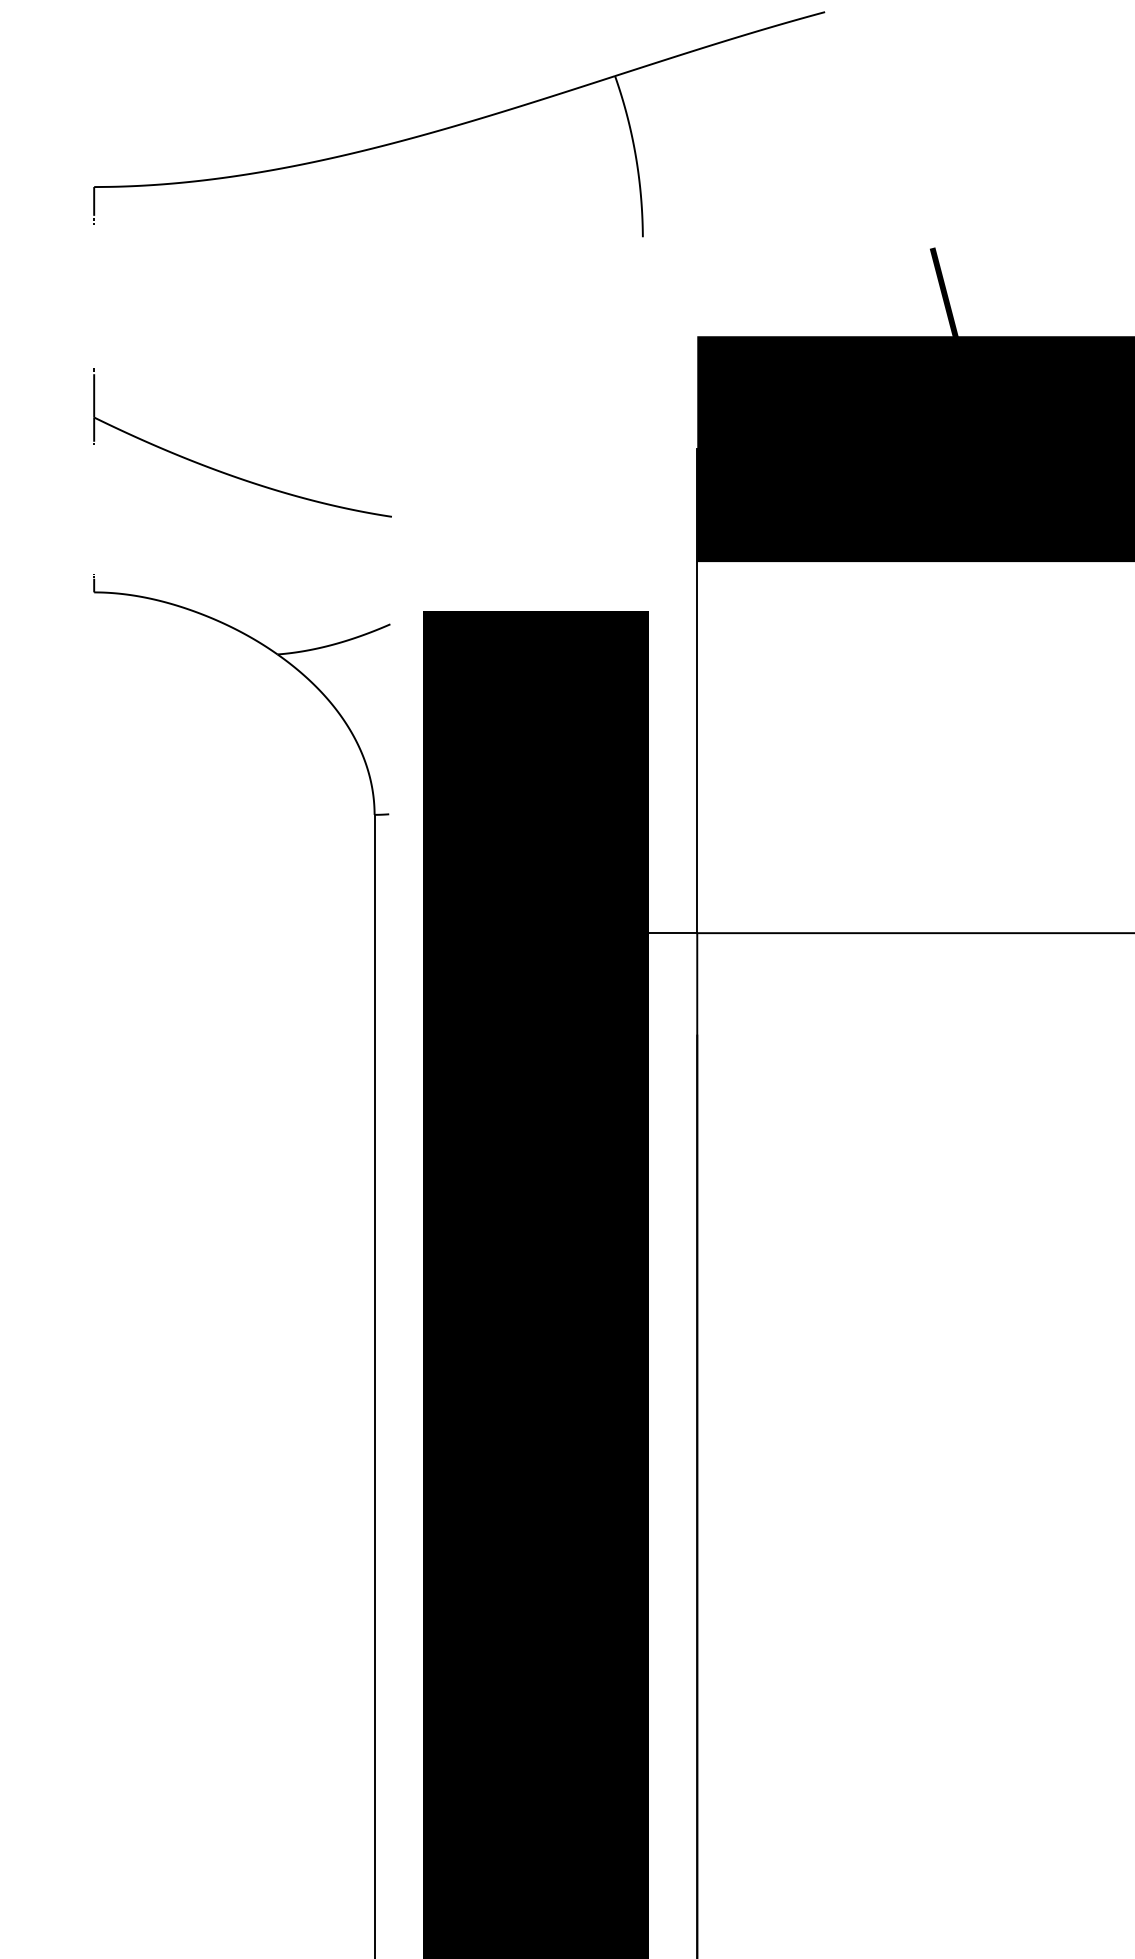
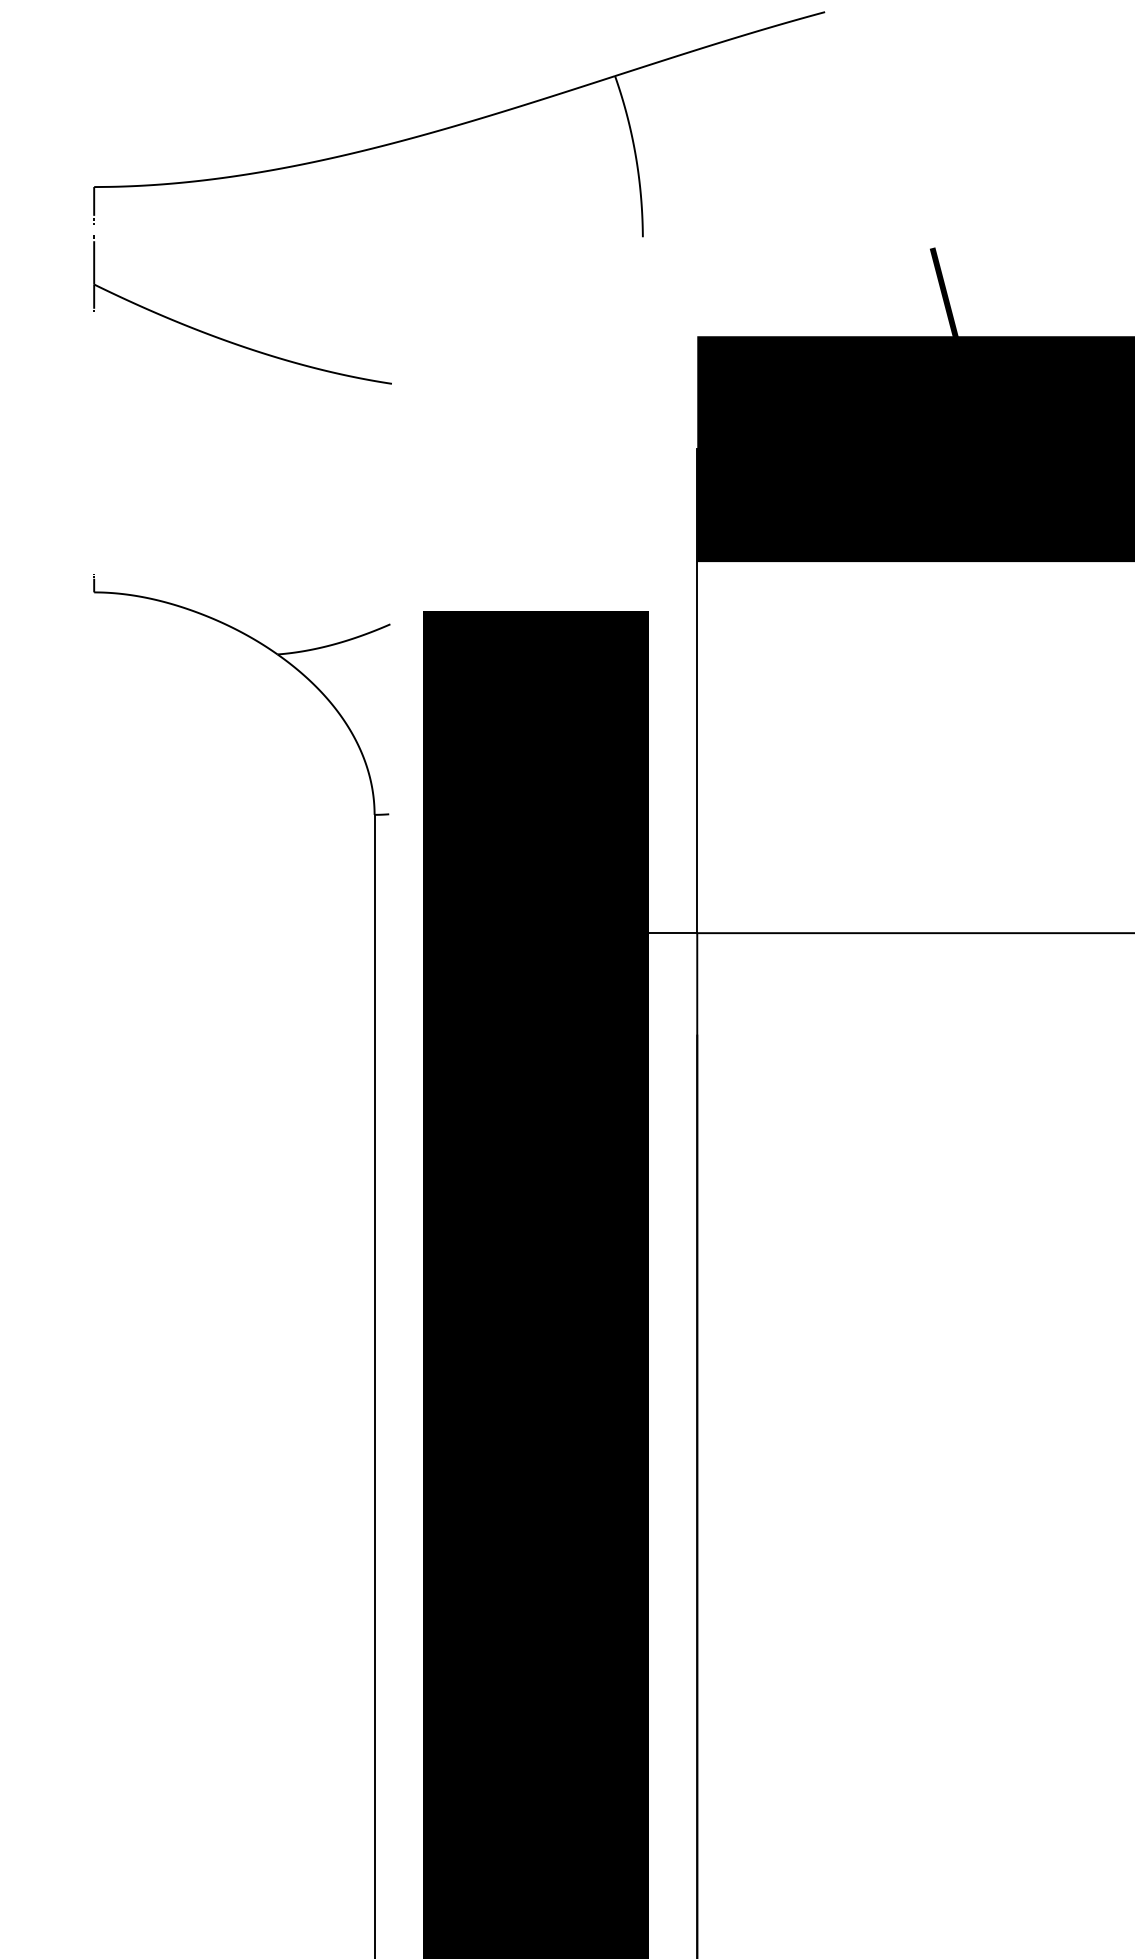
part position: (231, 474) -> (231, 341) (231, 341)
